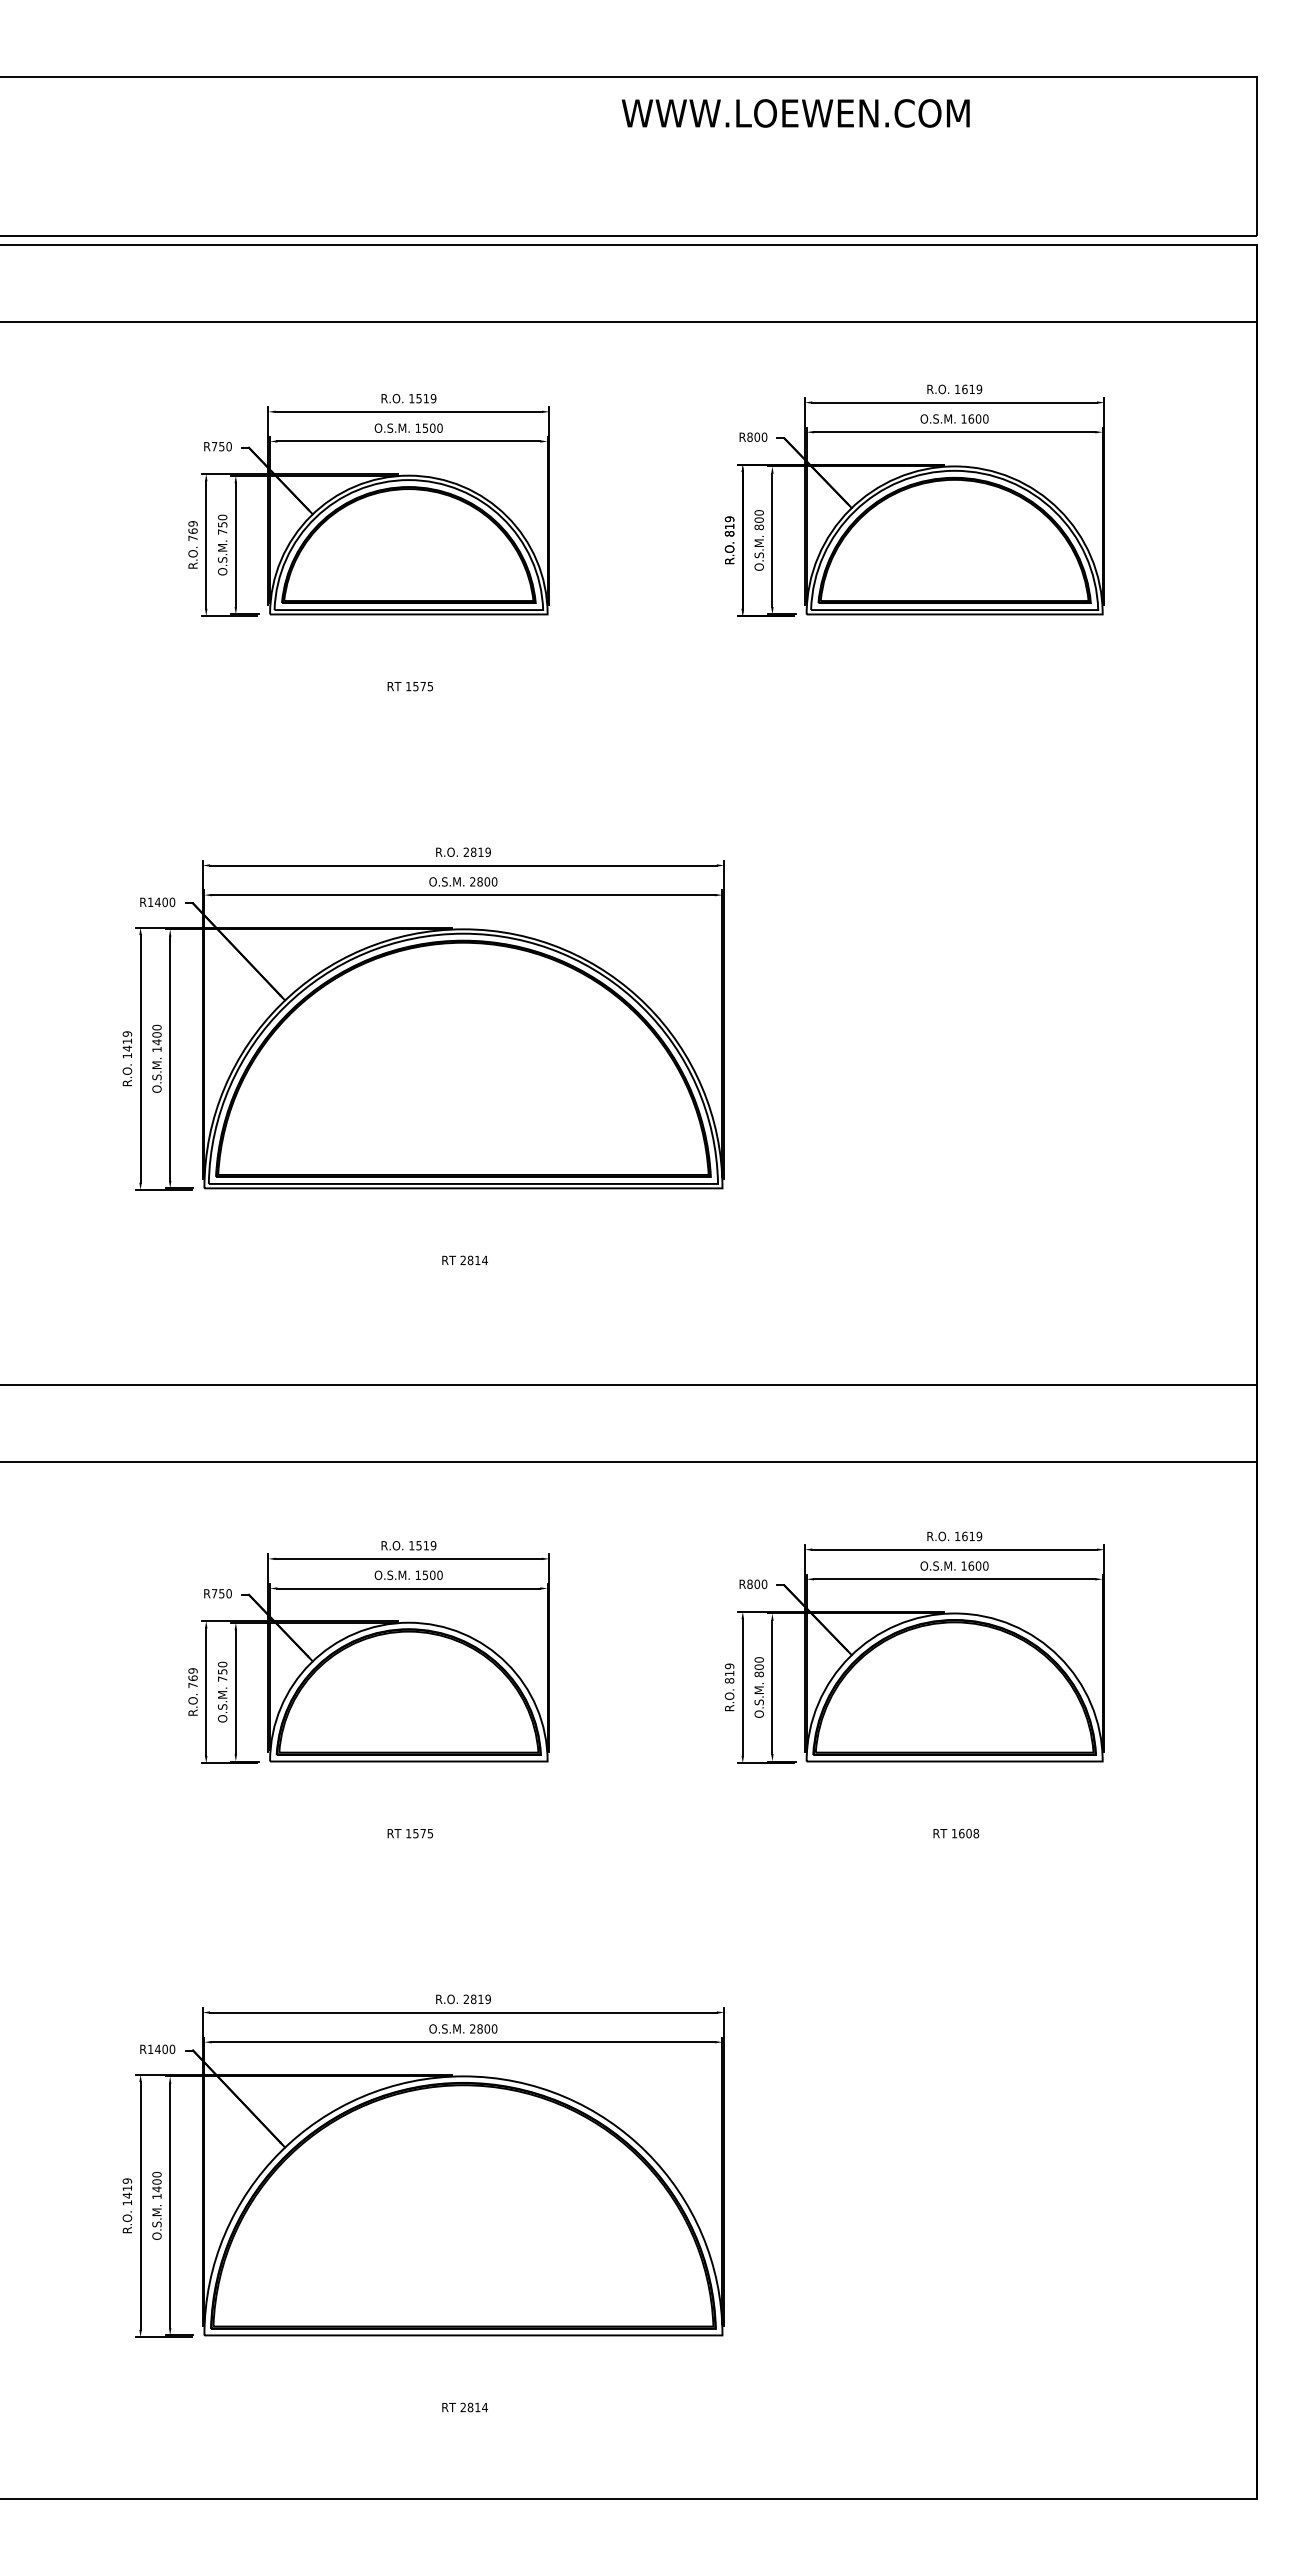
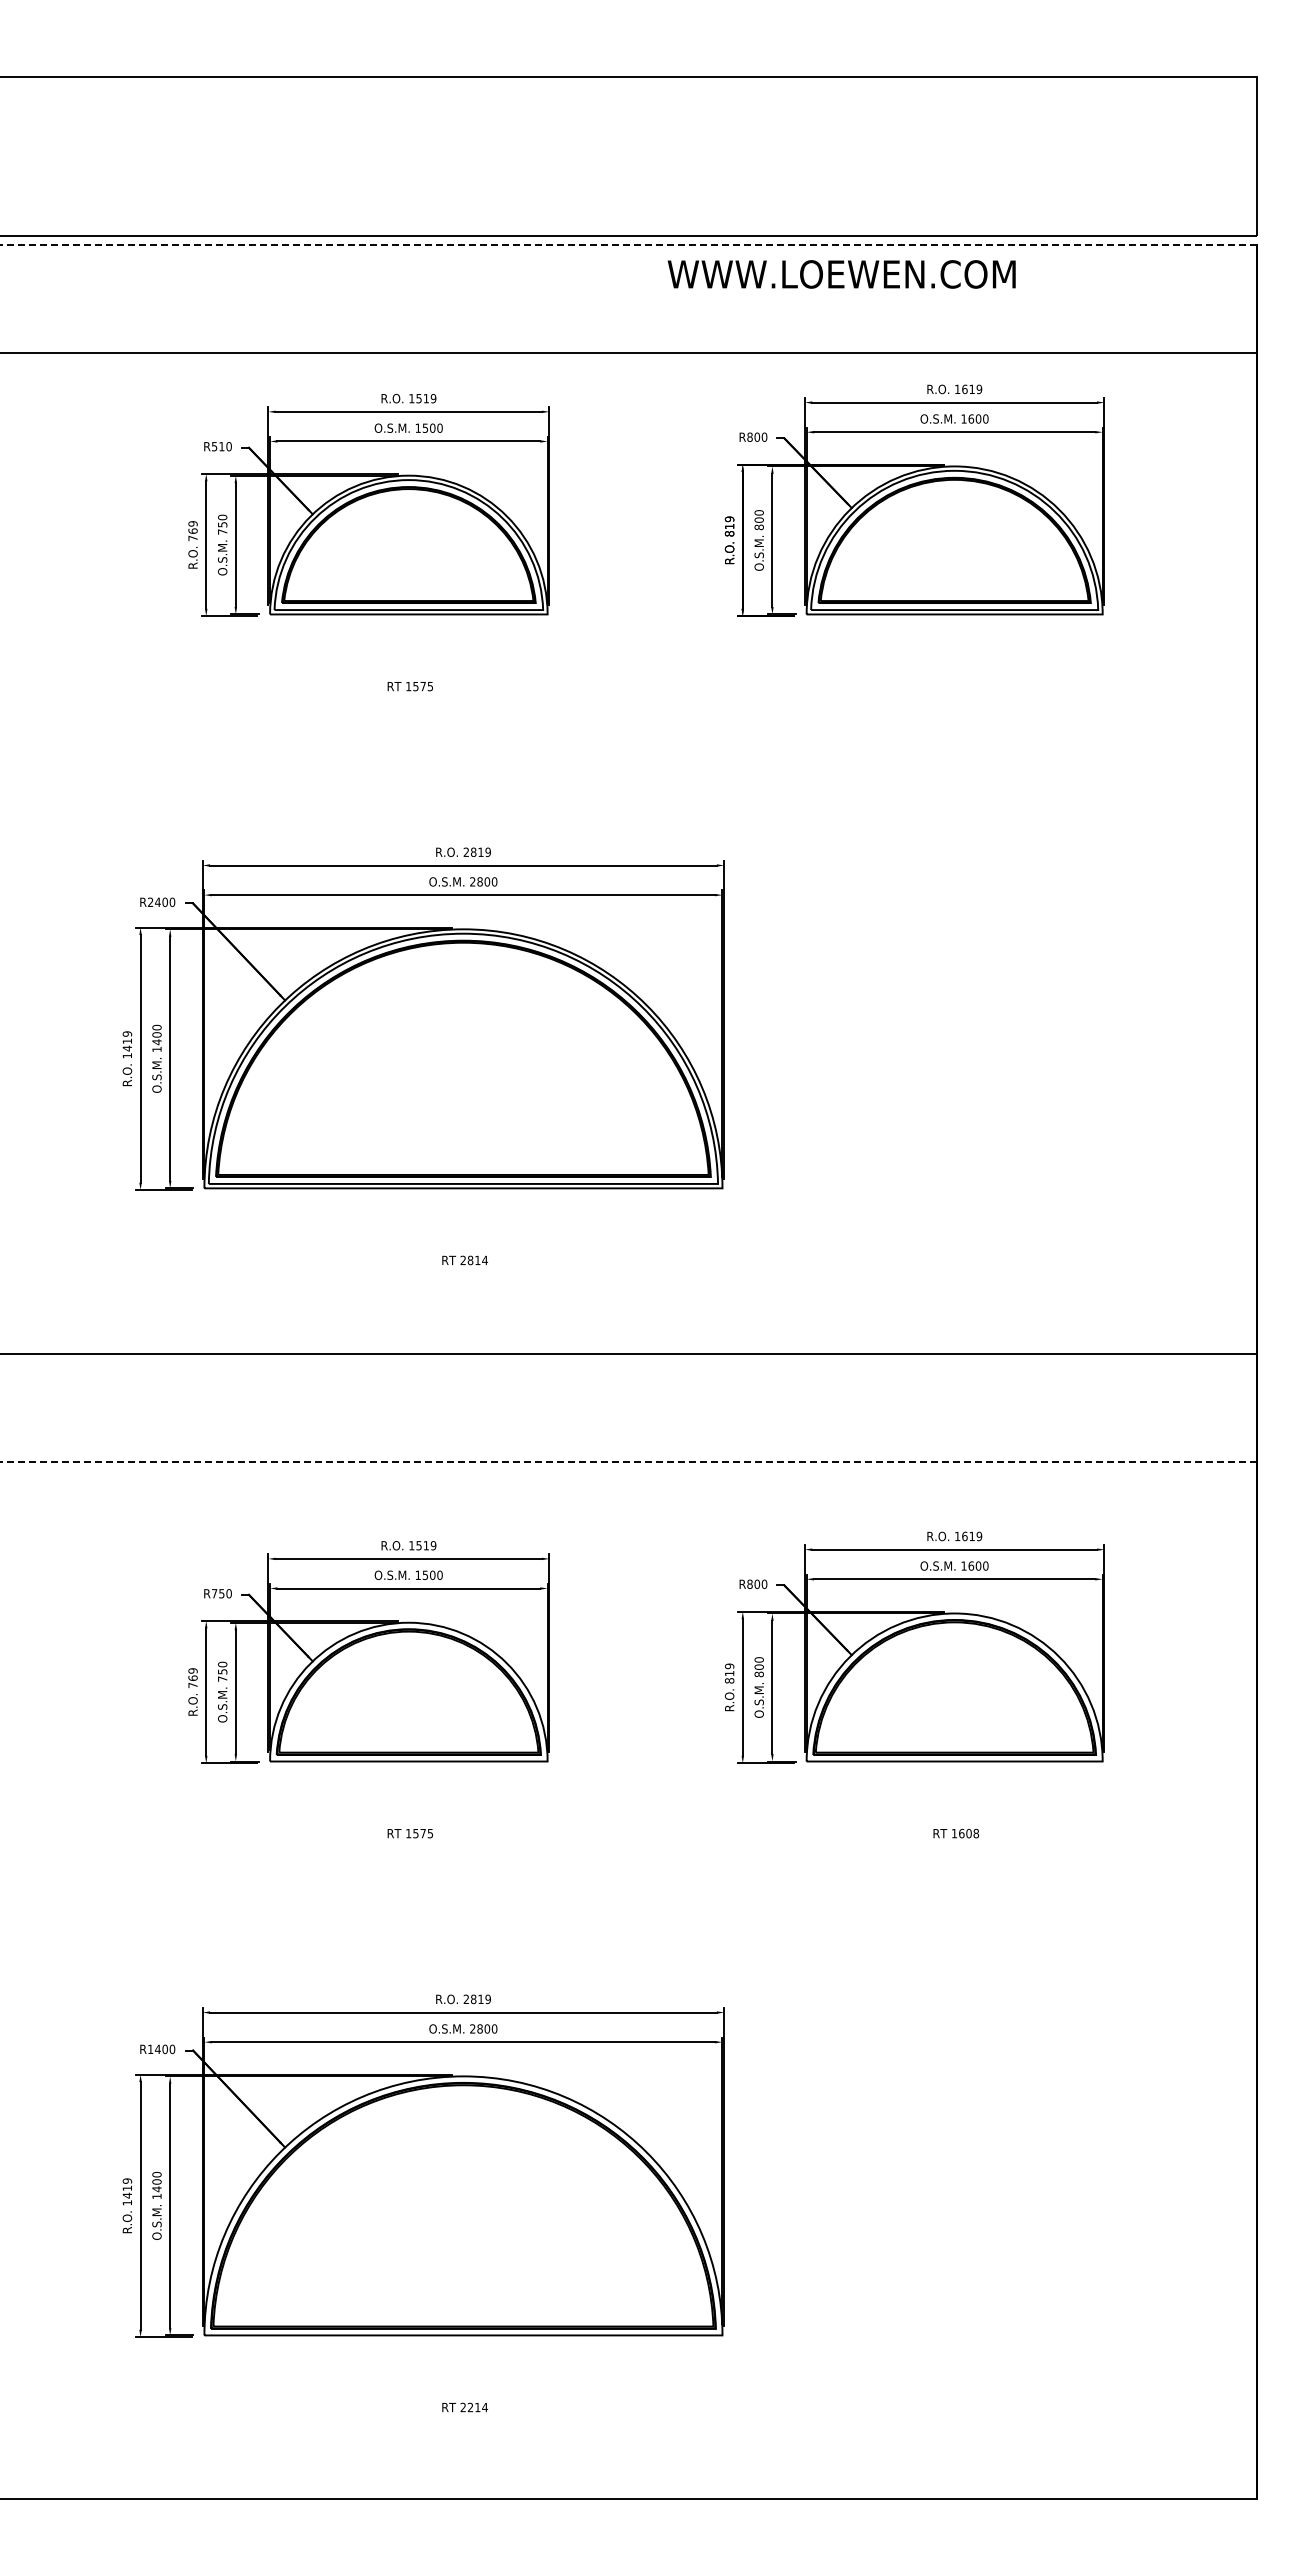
text position: (795, 113) -> (841, 274) (841, 274)
line: solid -> dashed (628, 244)
line position: (629, 322) -> (629, 353) (629, 353)
text: R750 -> R510 (217, 446)
text: R1400 -> R2400 (150, 901)
line position: (629, 1384) -> (629, 1353) (629, 1353)
line: solid -> dashed (628, 1462)
text: 2814 -> 2214 (470, 2407)
